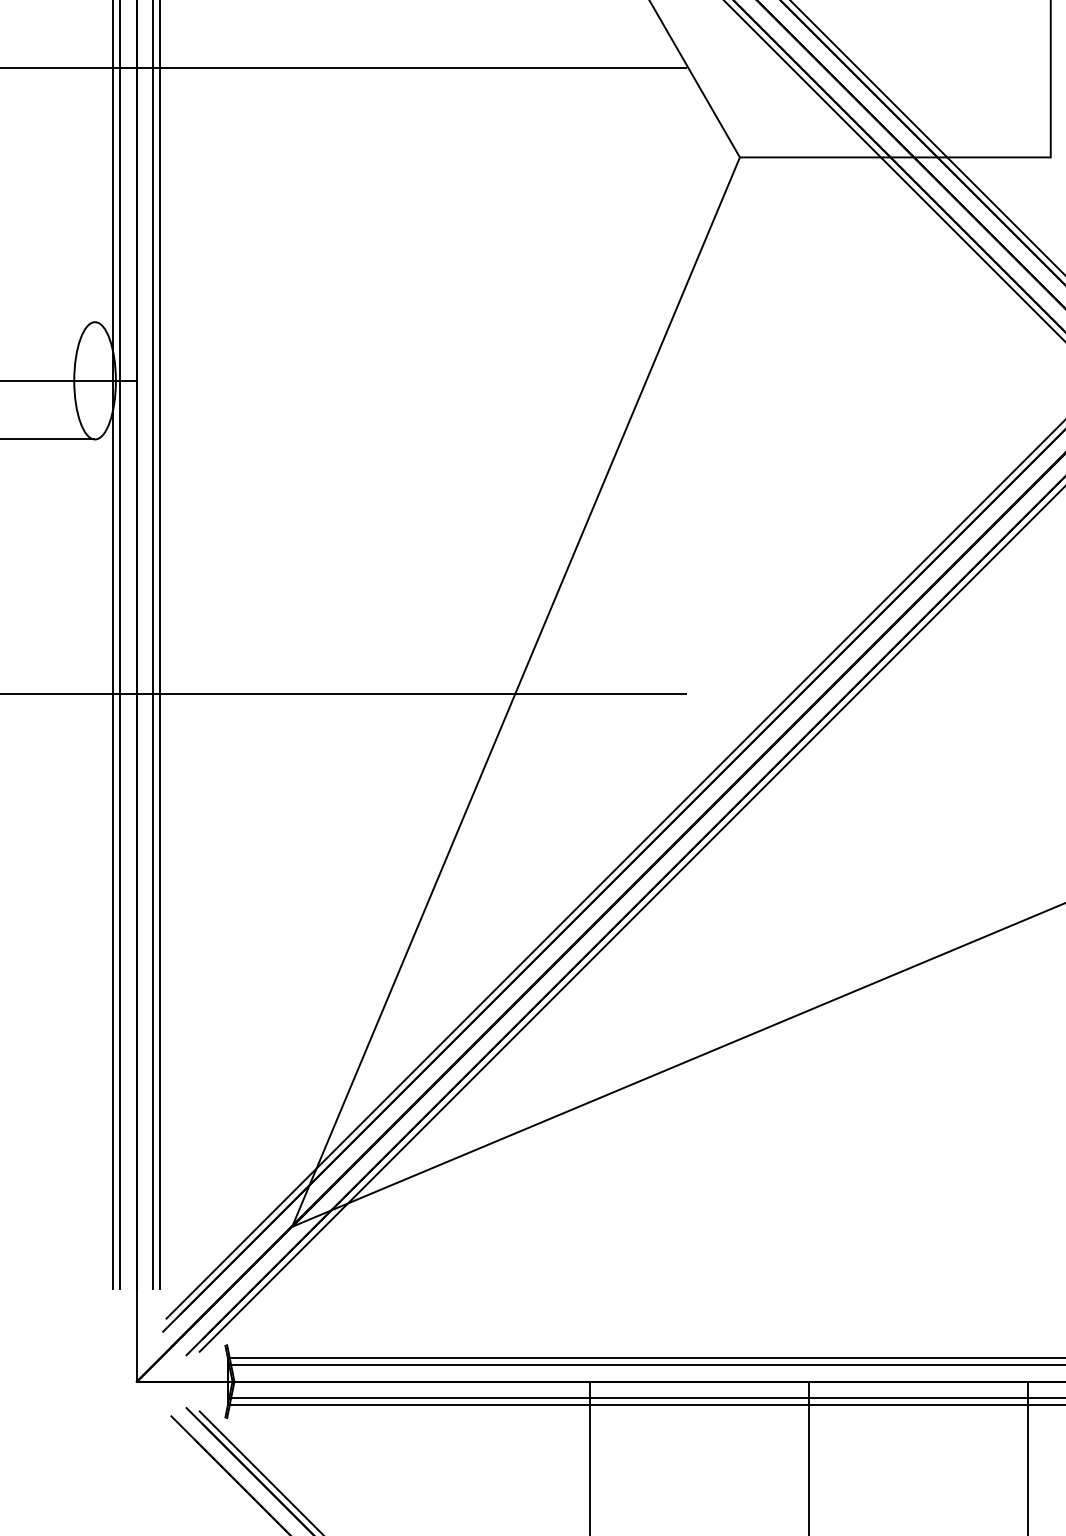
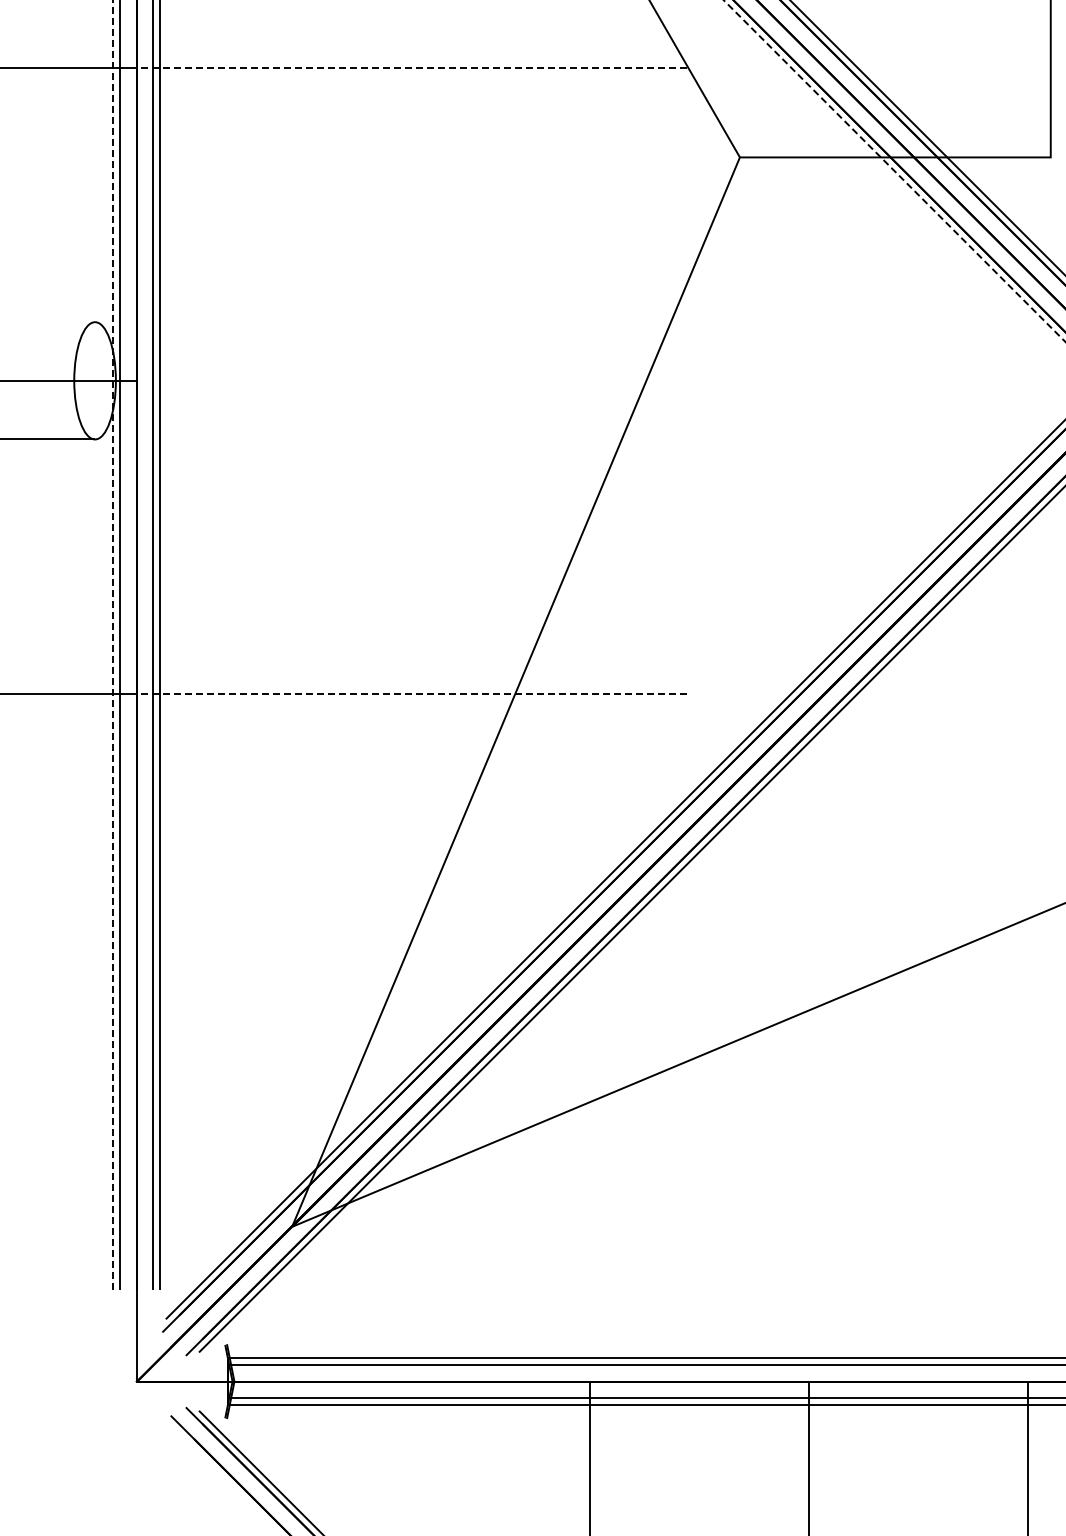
line: solid -> dashed (411, 68)
line: solid -> dashed (894, 171)
line: solid -> dashed (113, 645)
line: solid -> dashed (411, 693)
